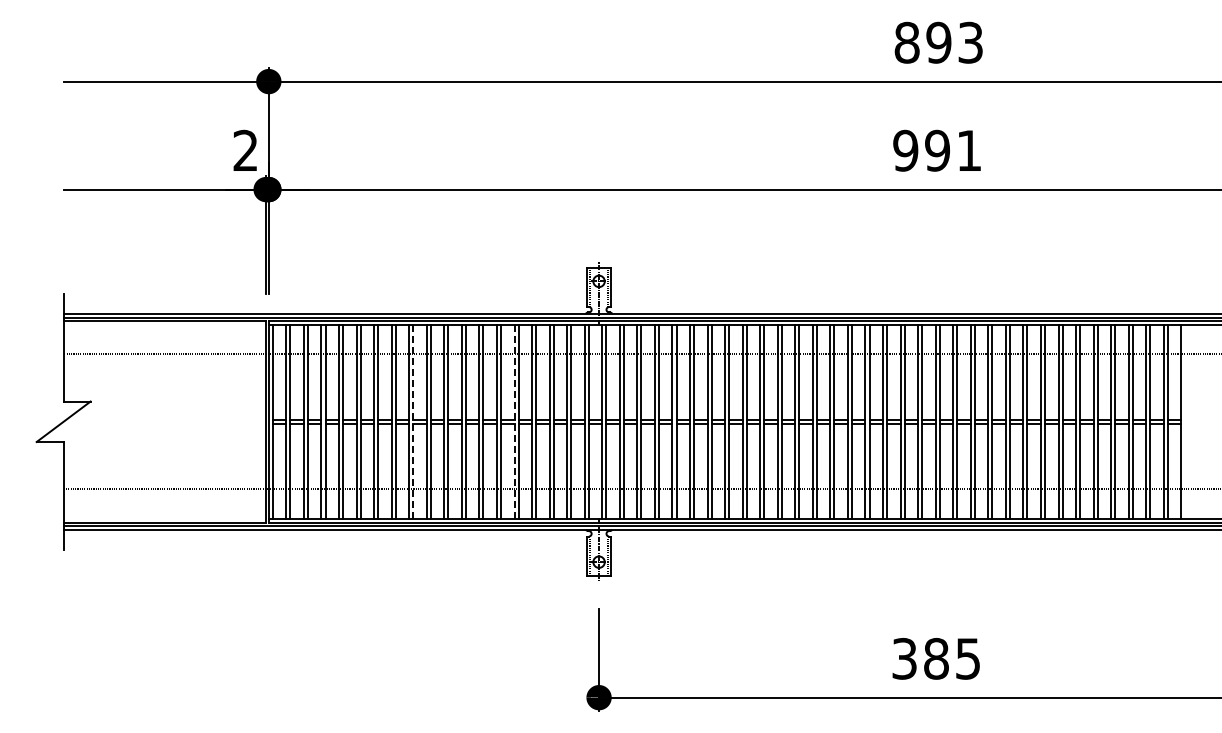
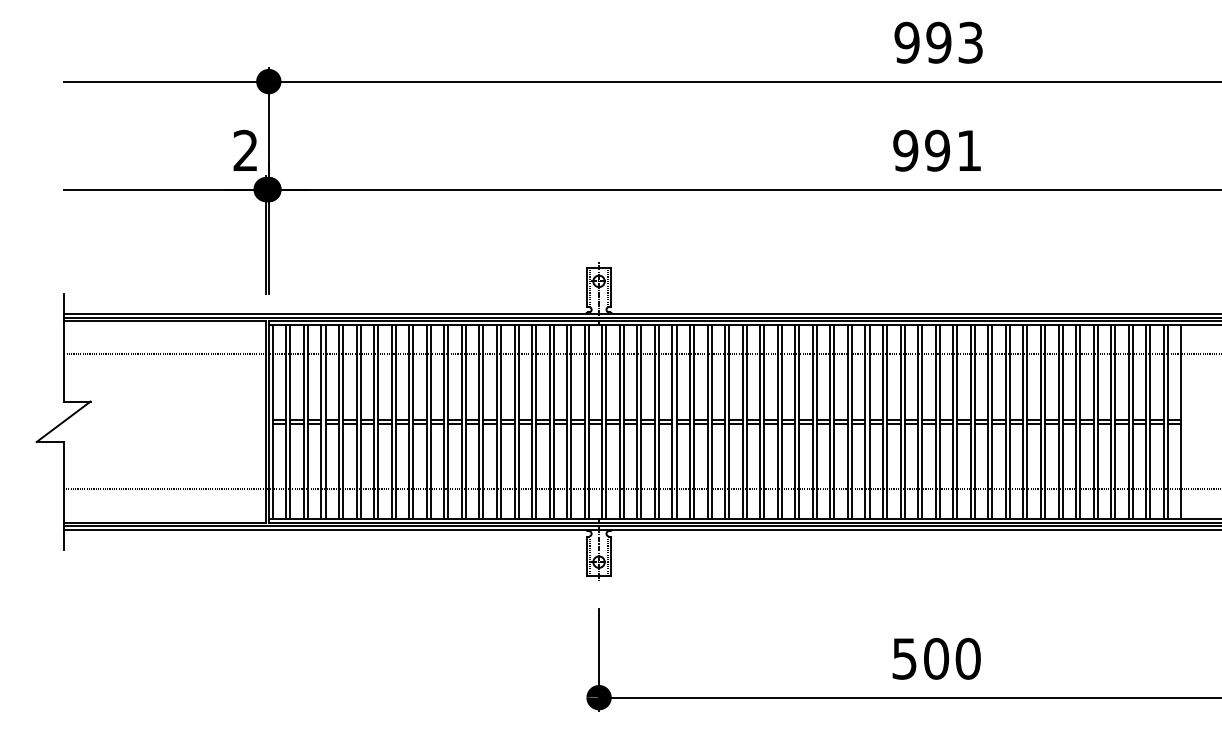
text: 893 -> 993 (906, 42)
line: dashed -> solid (413, 422)
line: dashed -> solid (514, 422)
text: 385 -> 500 (936, 658)
